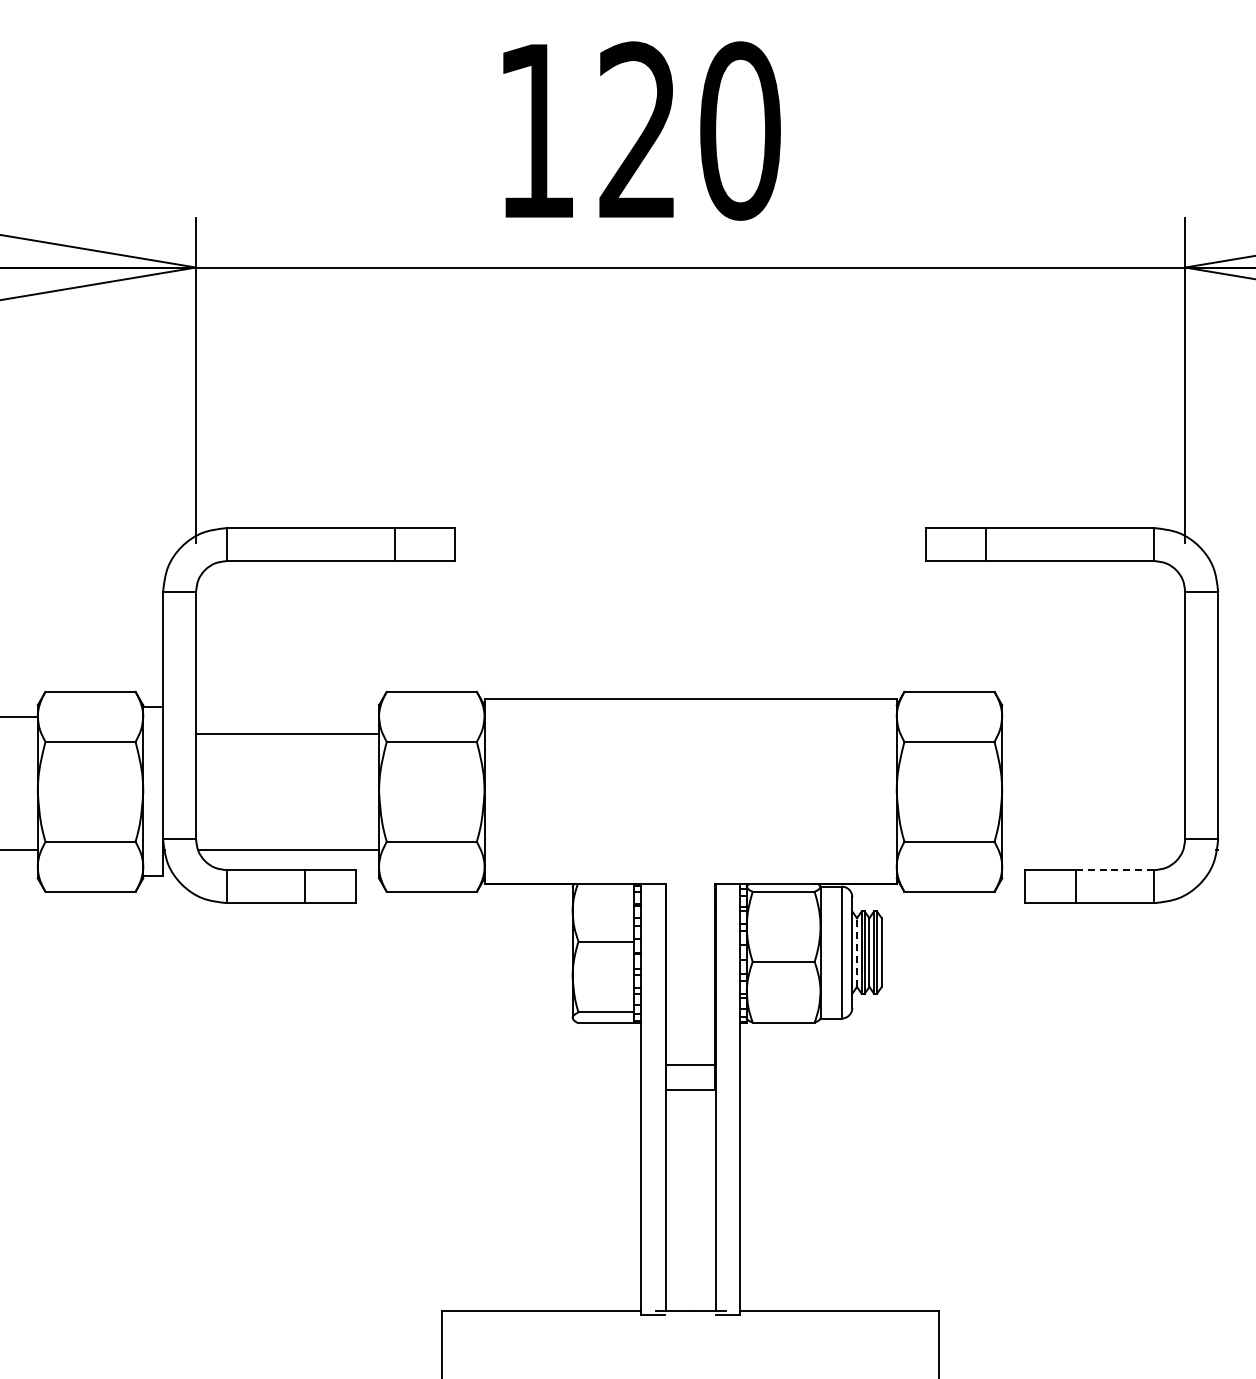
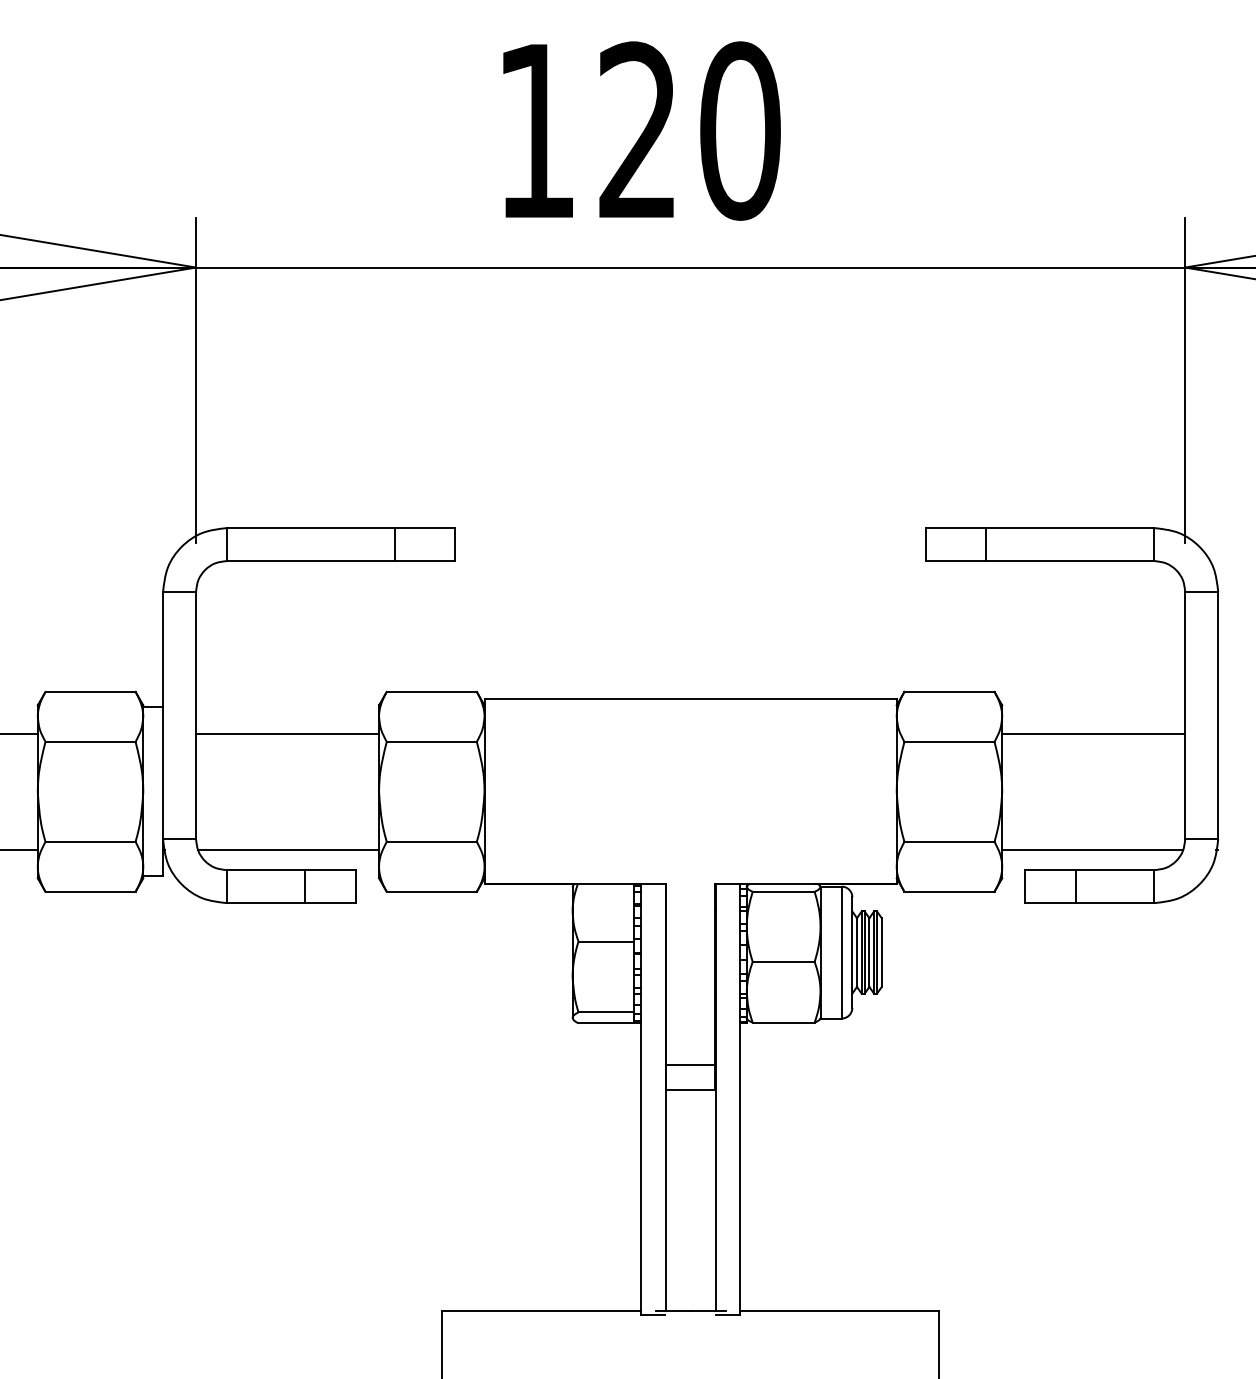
line position: (19, 717) -> (19, 734) (19, 734)
line: none -> present (1093, 734)
line: none -> present (1092, 849)
line: dashed -> solid (1114, 870)
line: dashed -> solid (857, 952)
